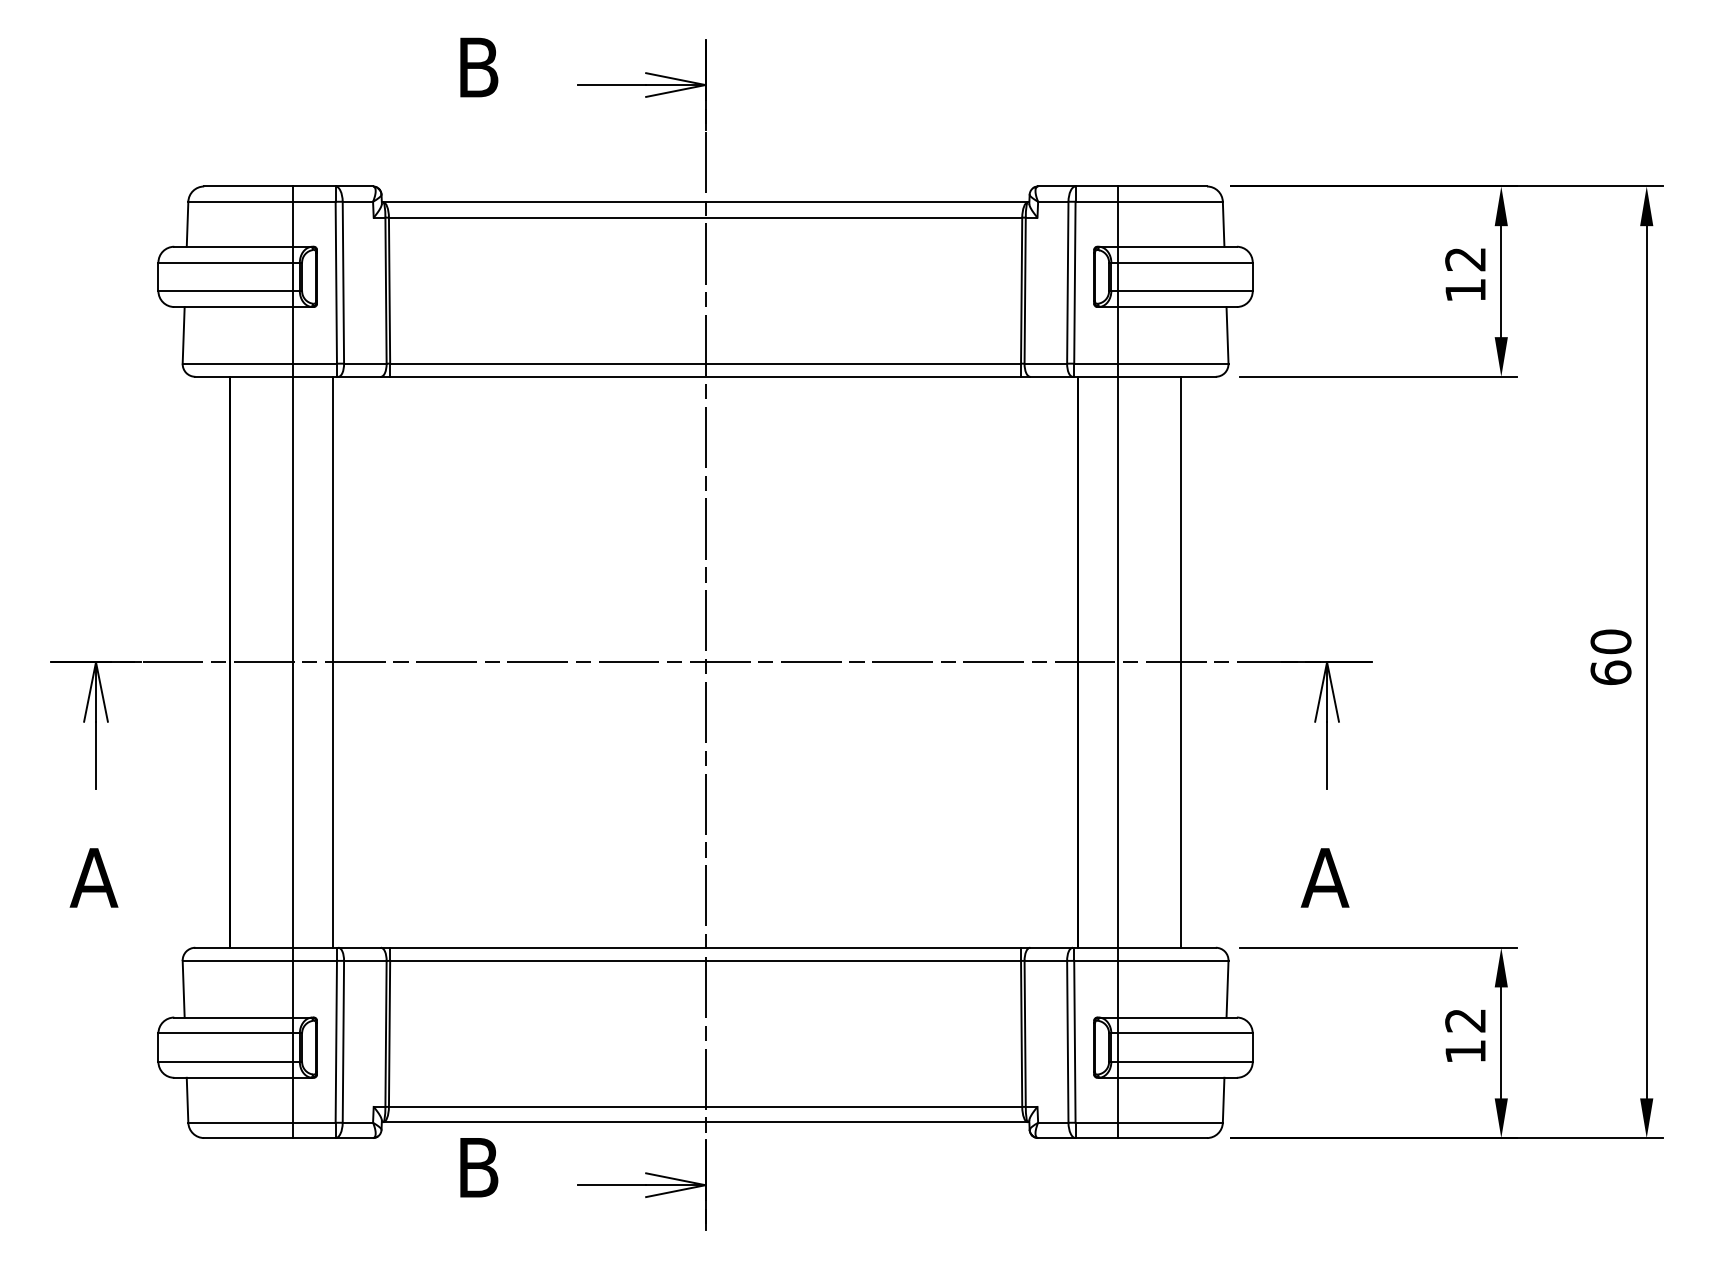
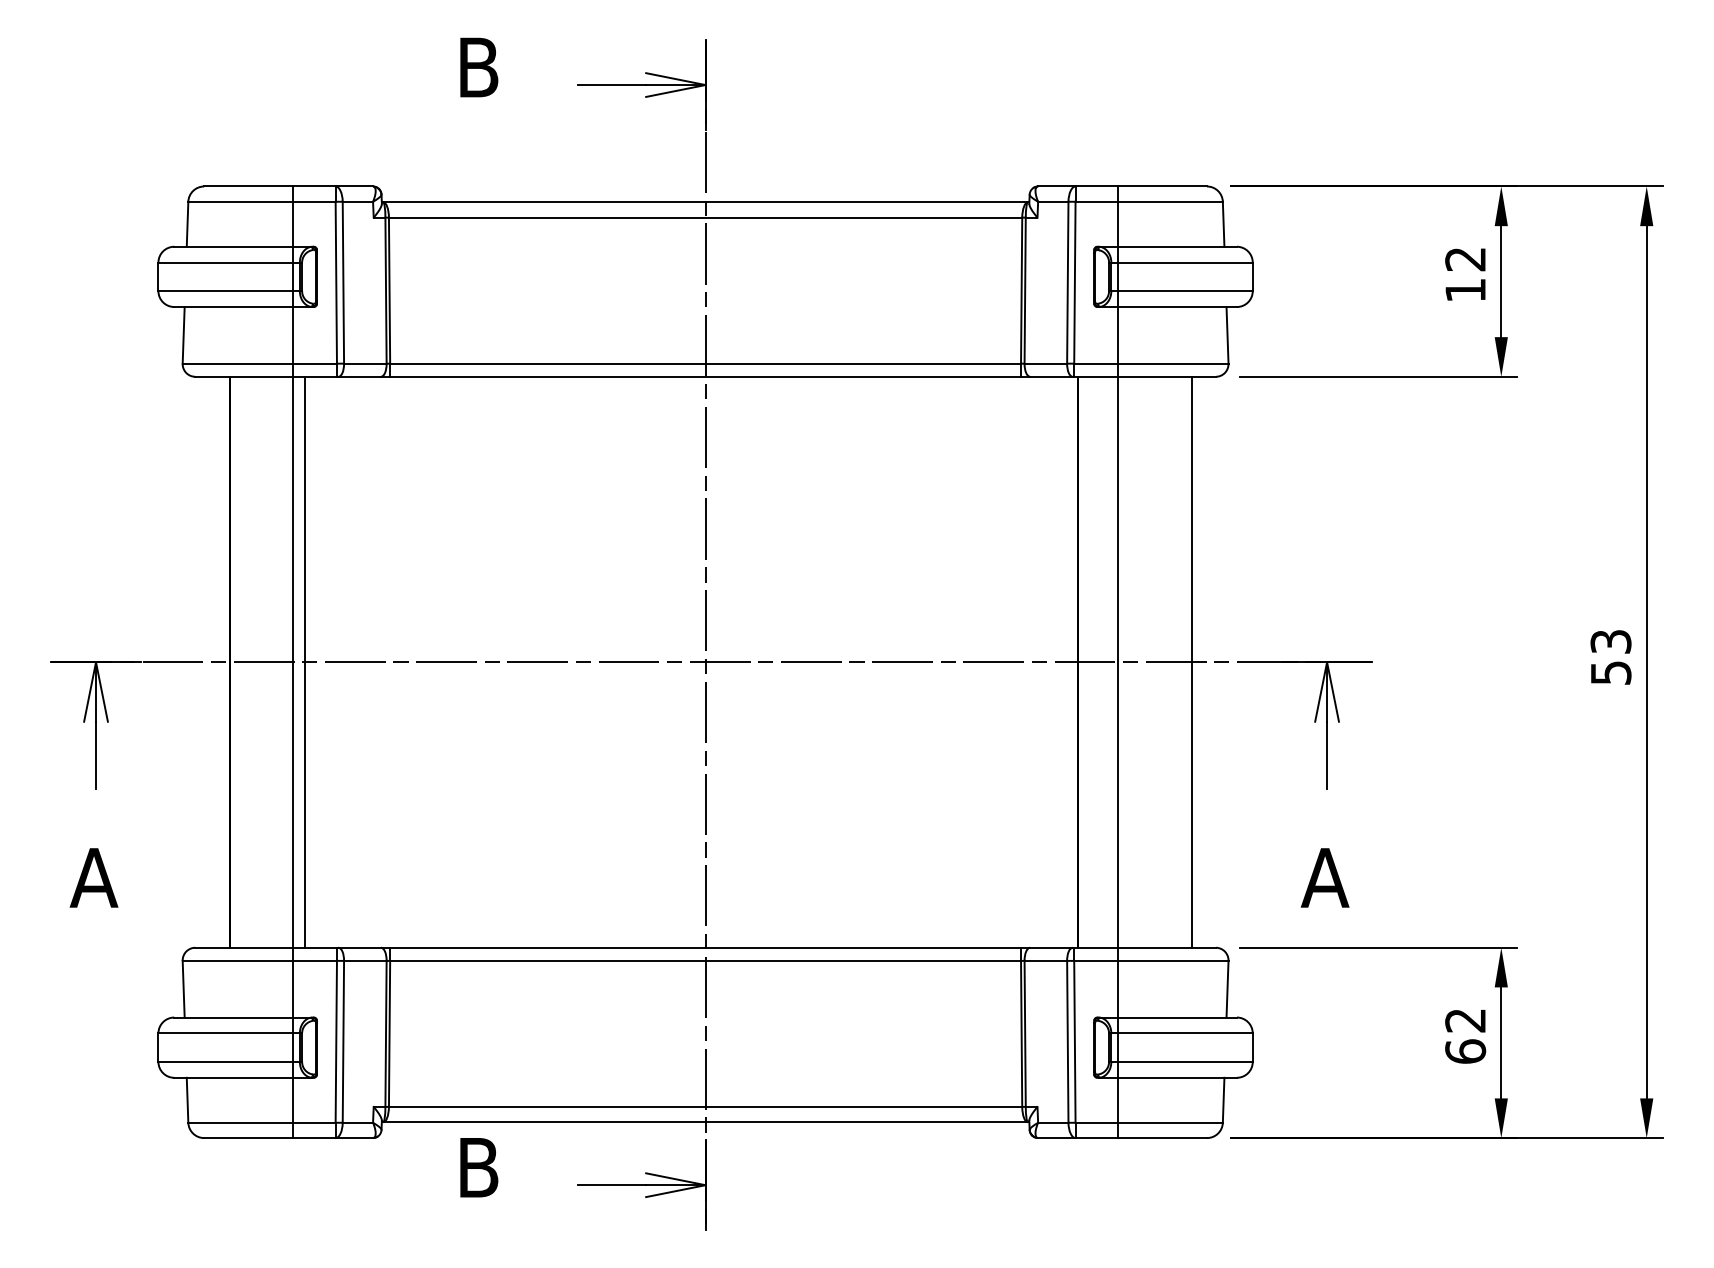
text: 60 -> 53 (1610, 656)
line position: (332, 661) -> (304, 661) (304, 661)
line position: (1181, 661) -> (1192, 661) (1192, 661)
text: 12 -> 62 (1465, 1051)
